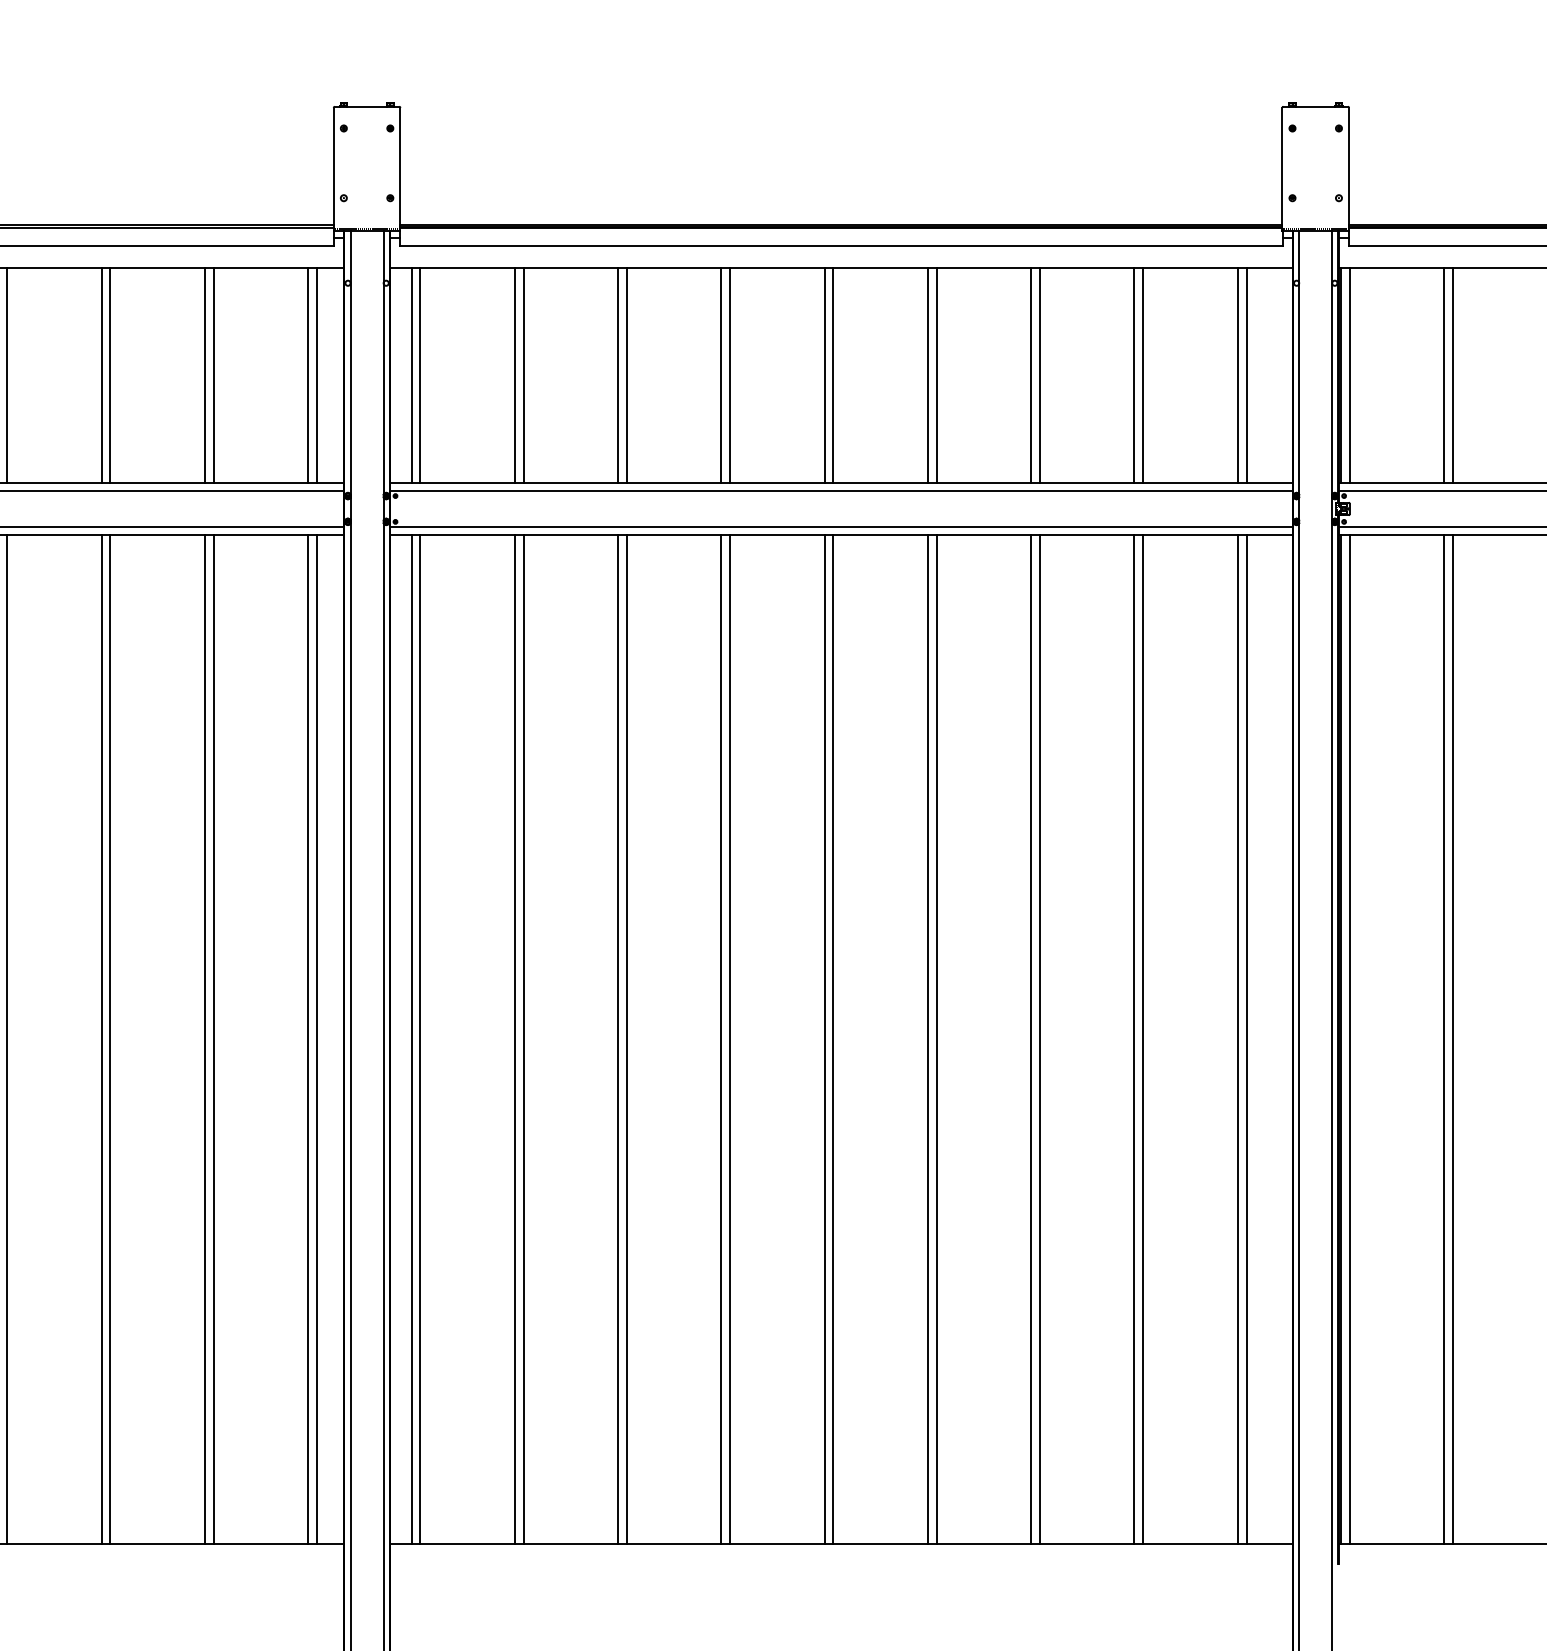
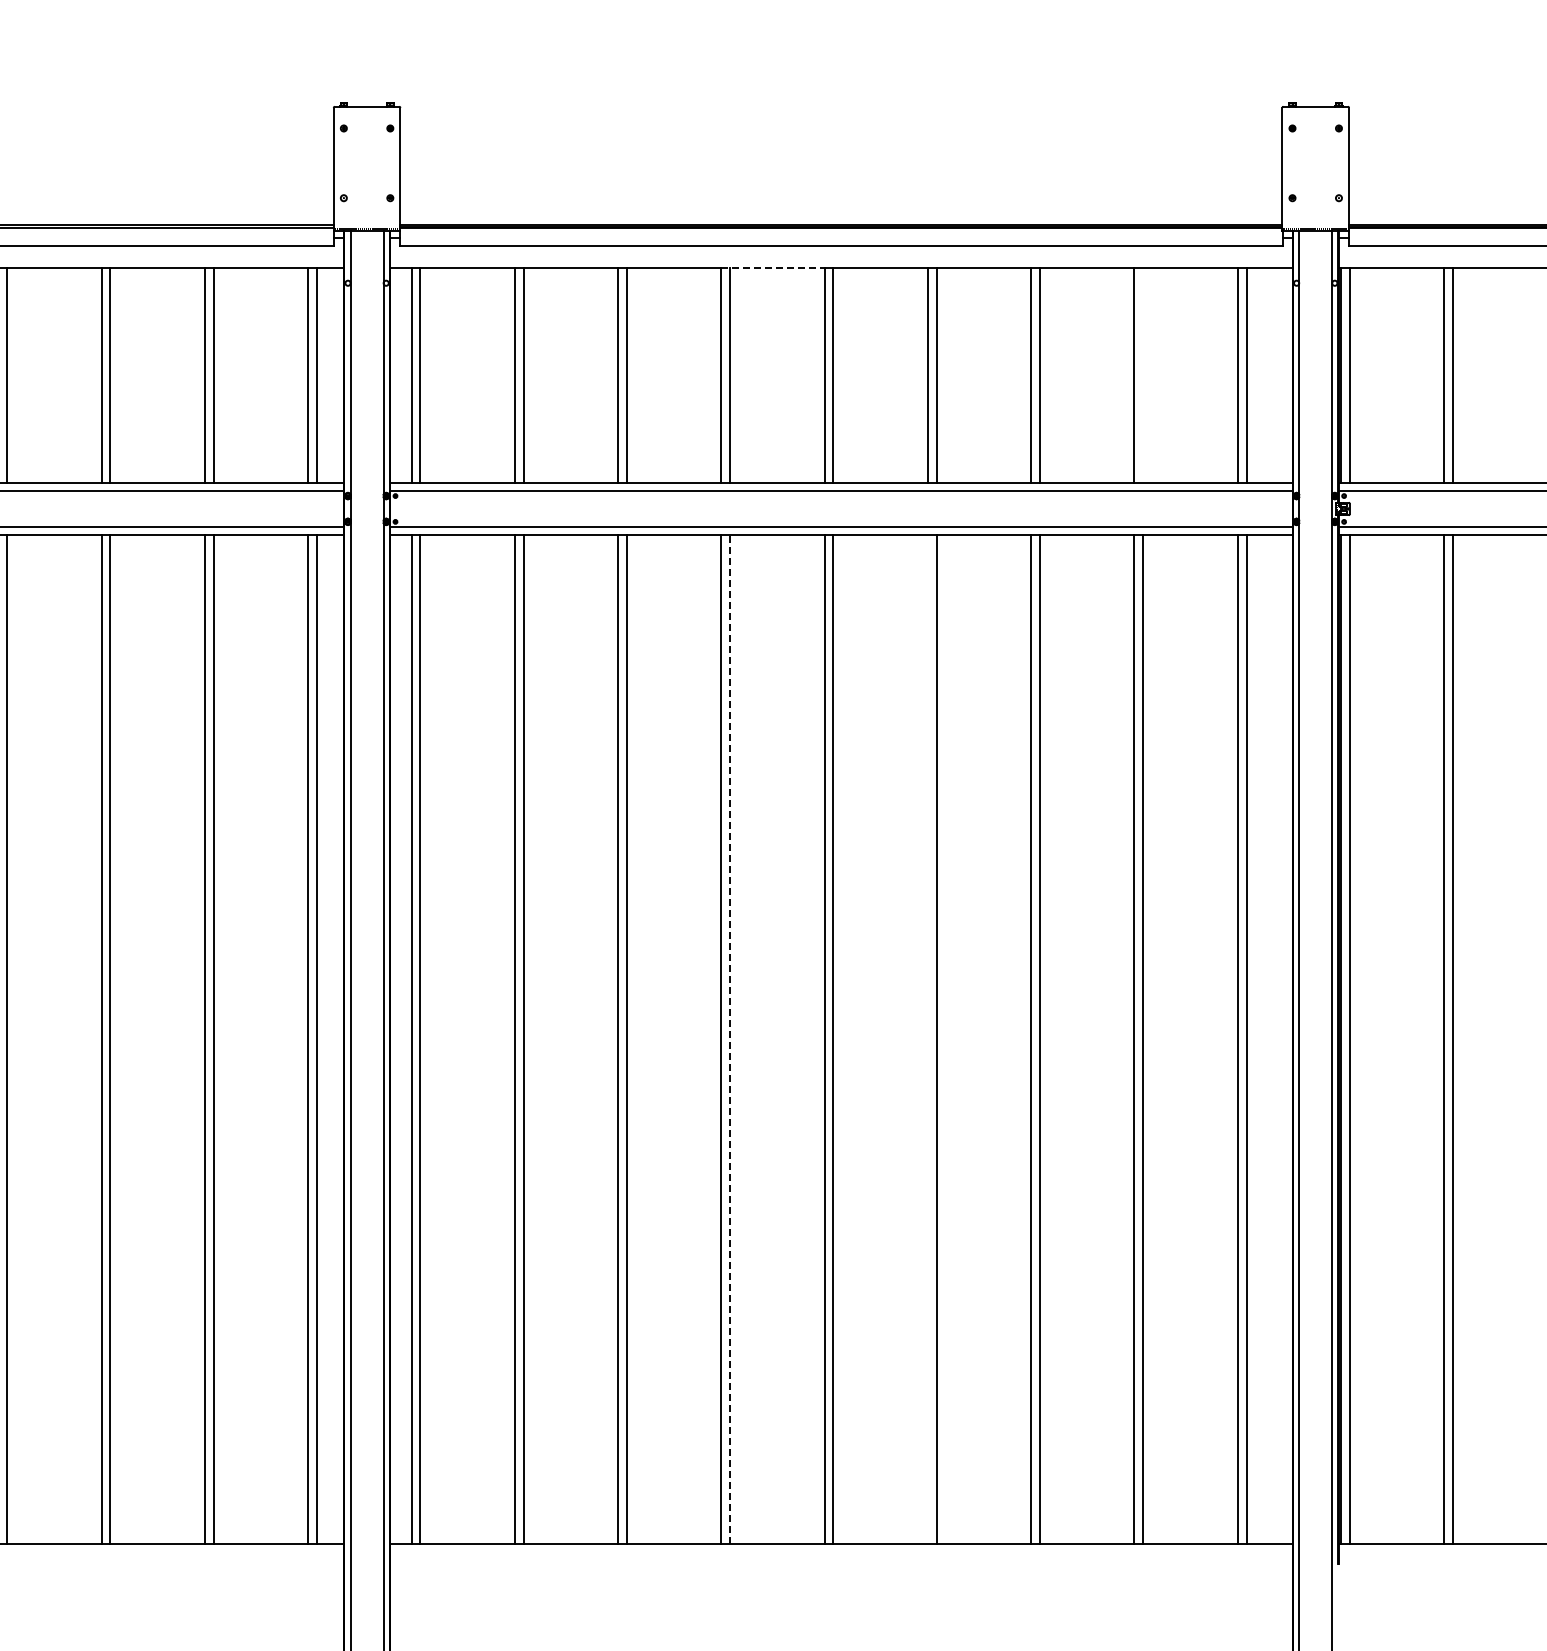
line: solid -> dashed (773, 267)
line: present -> none (1143, 375)
line: present -> none (927, 1038)
line: solid -> dashed (730, 1039)
